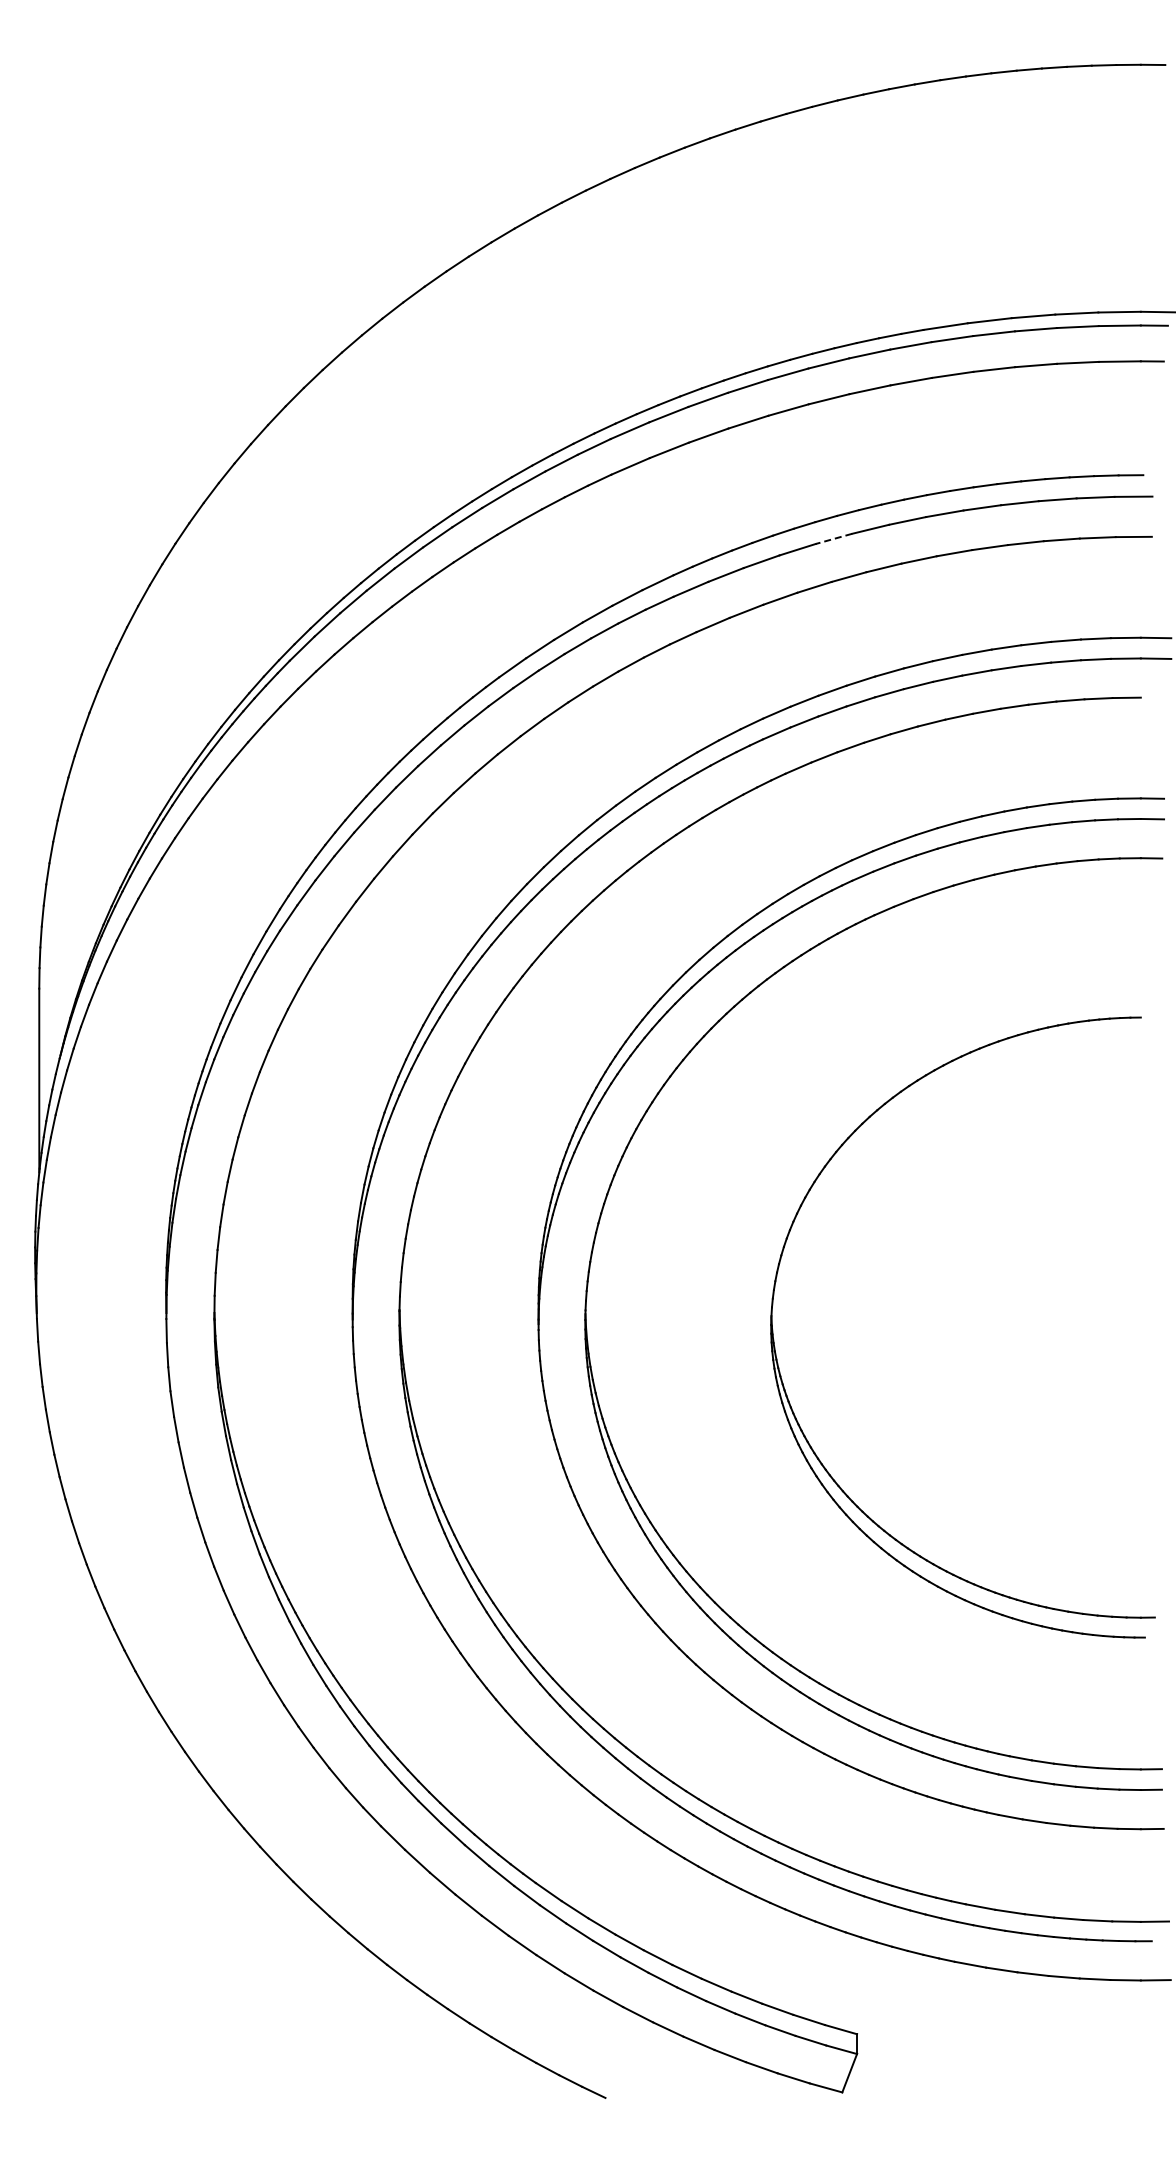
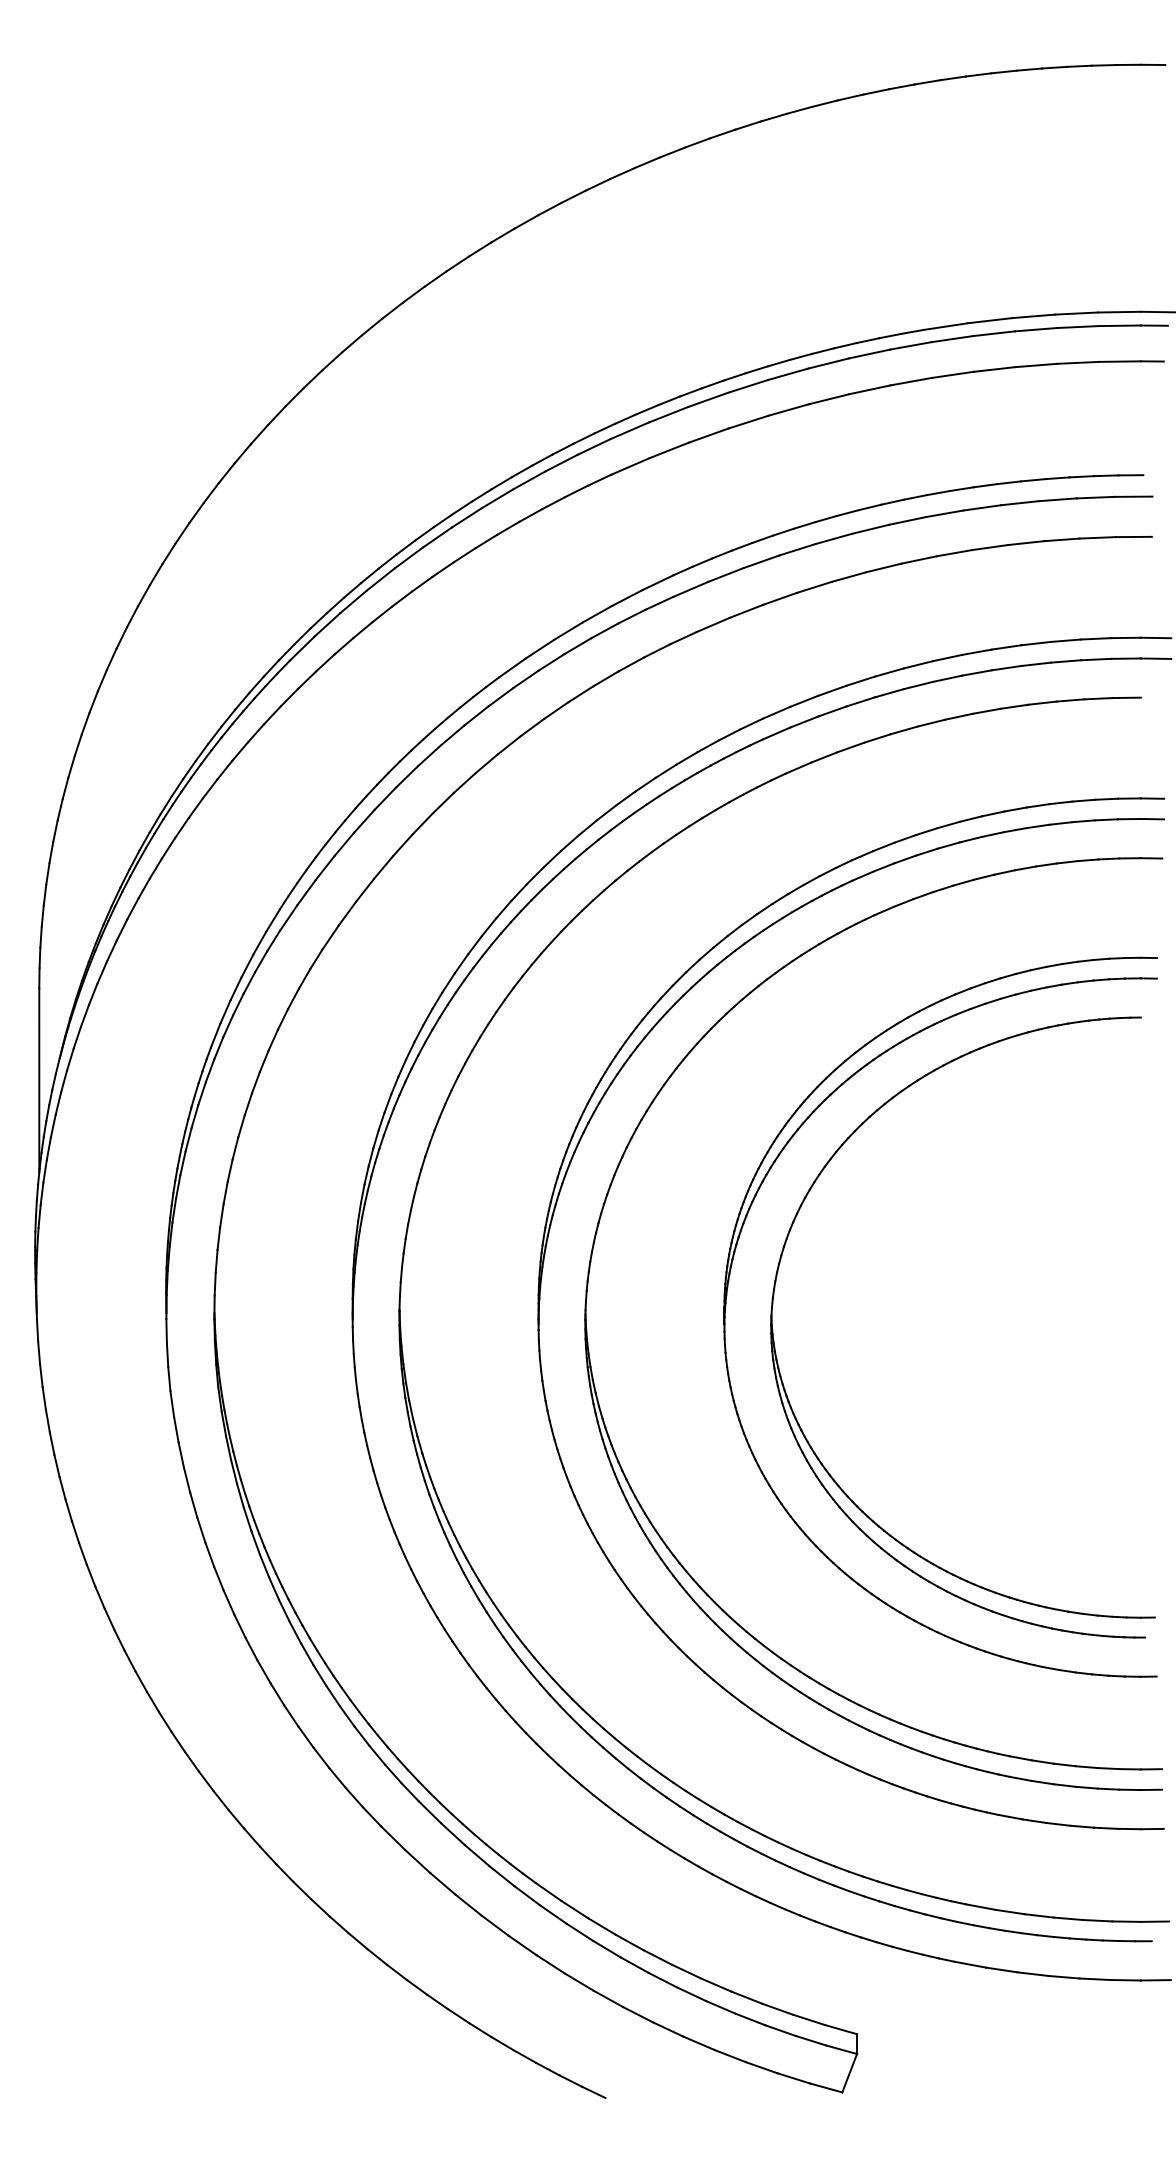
line: dashed -> solid (833, 538)
part: none -> present (729, 1281)
